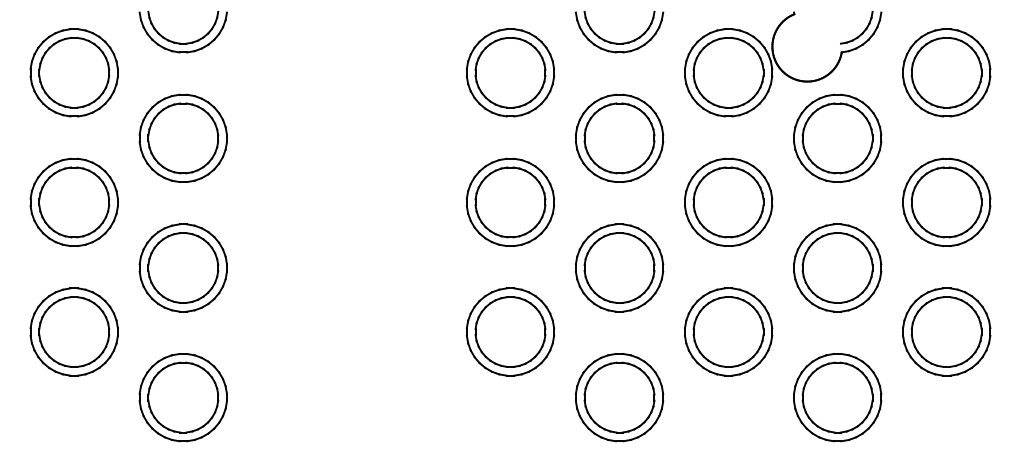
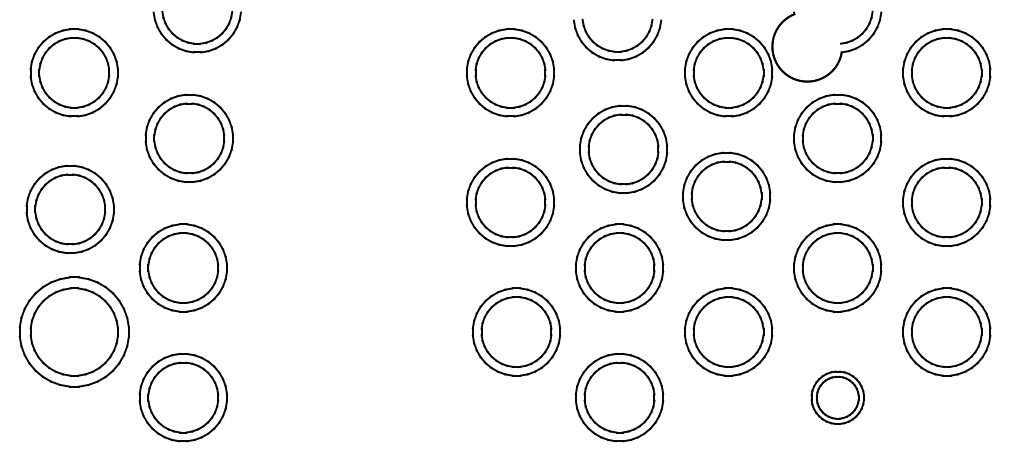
part position: (180, 42) -> (194, 42) (194, 42)
part position: (616, 42) -> (614, 50) (614, 50)
part position: (182, 137) -> (188, 137) (188, 137)
part position: (619, 137) -> (623, 148) (623, 148)
part position: (73, 201) -> (69, 208) (69, 208)
part position: (728, 201) -> (726, 195) (726, 195)
part size: 90x90 px -> 112x112 px (73, 331)
part position: (510, 331) -> (516, 331) (516, 331)
part size: 90x90 px -> 55x55 px (837, 397)
